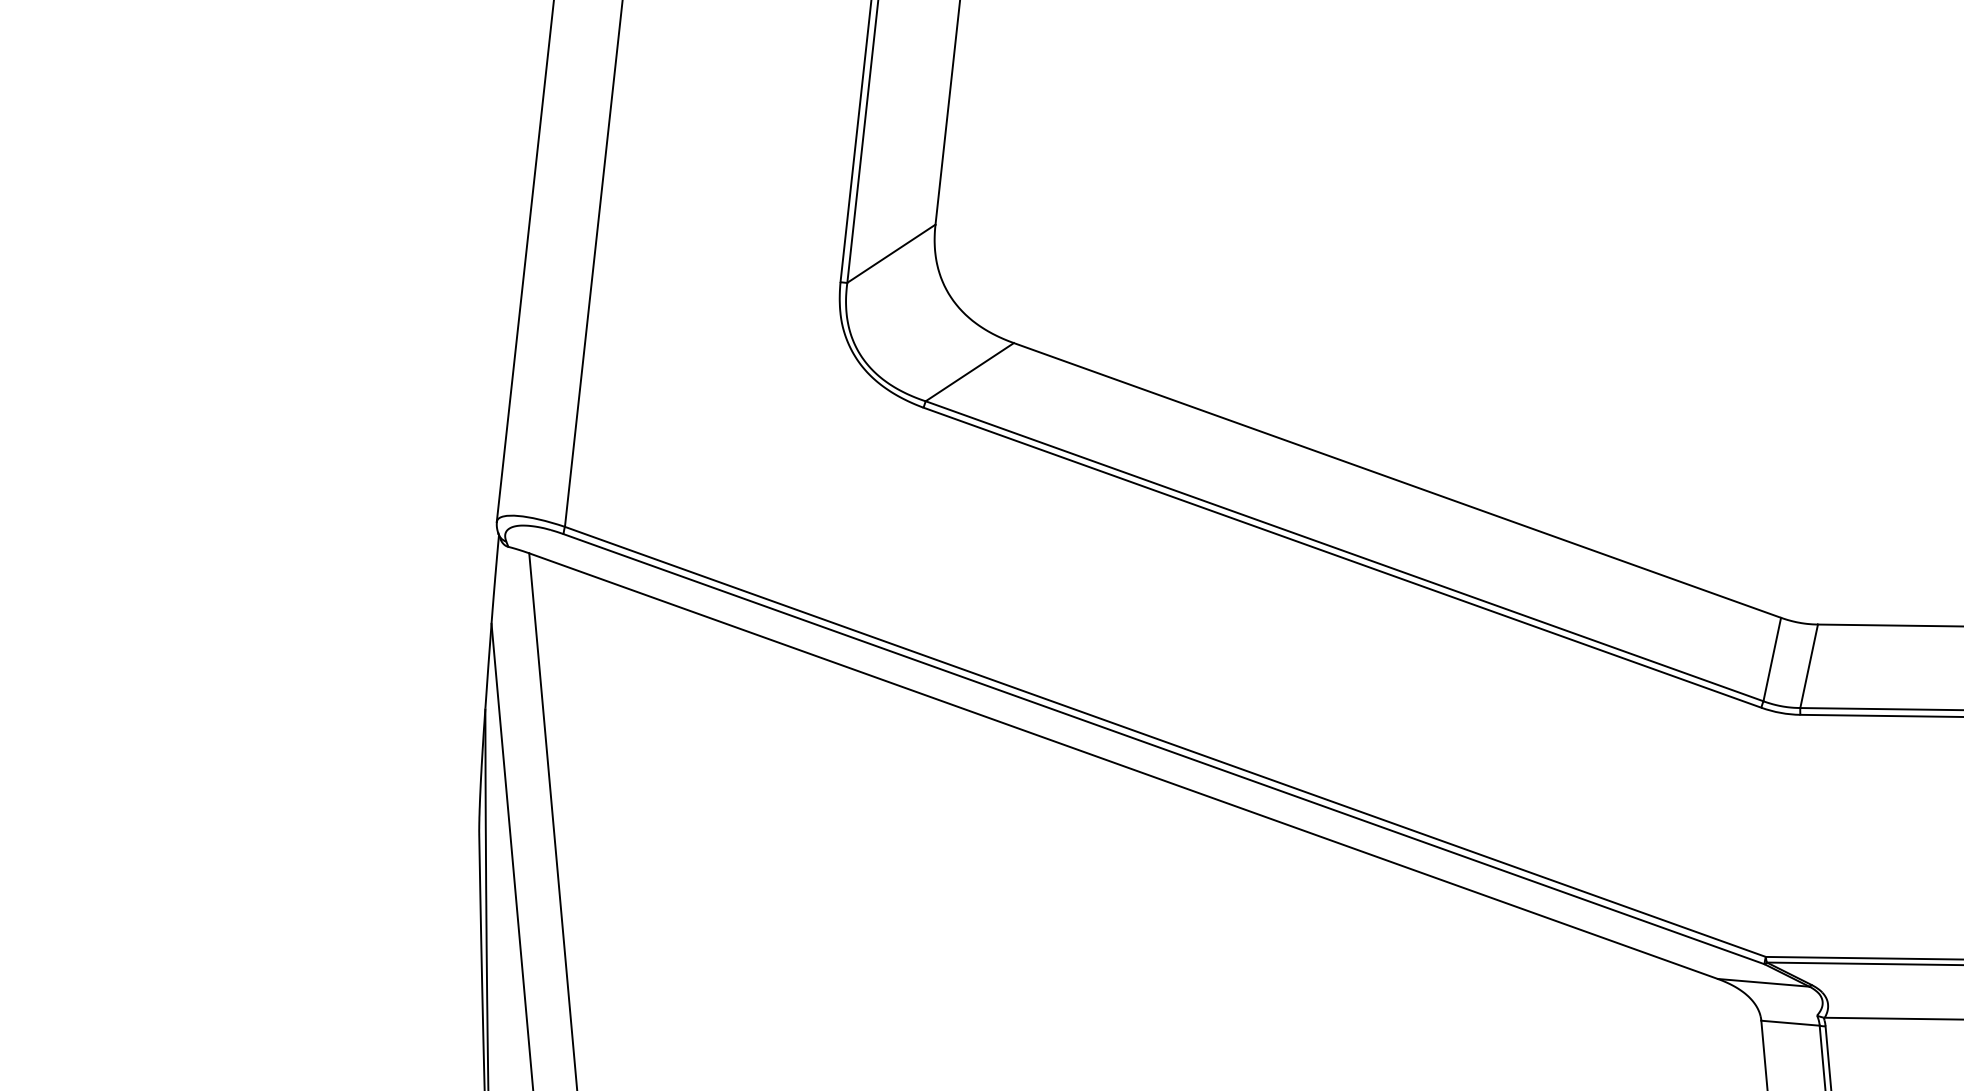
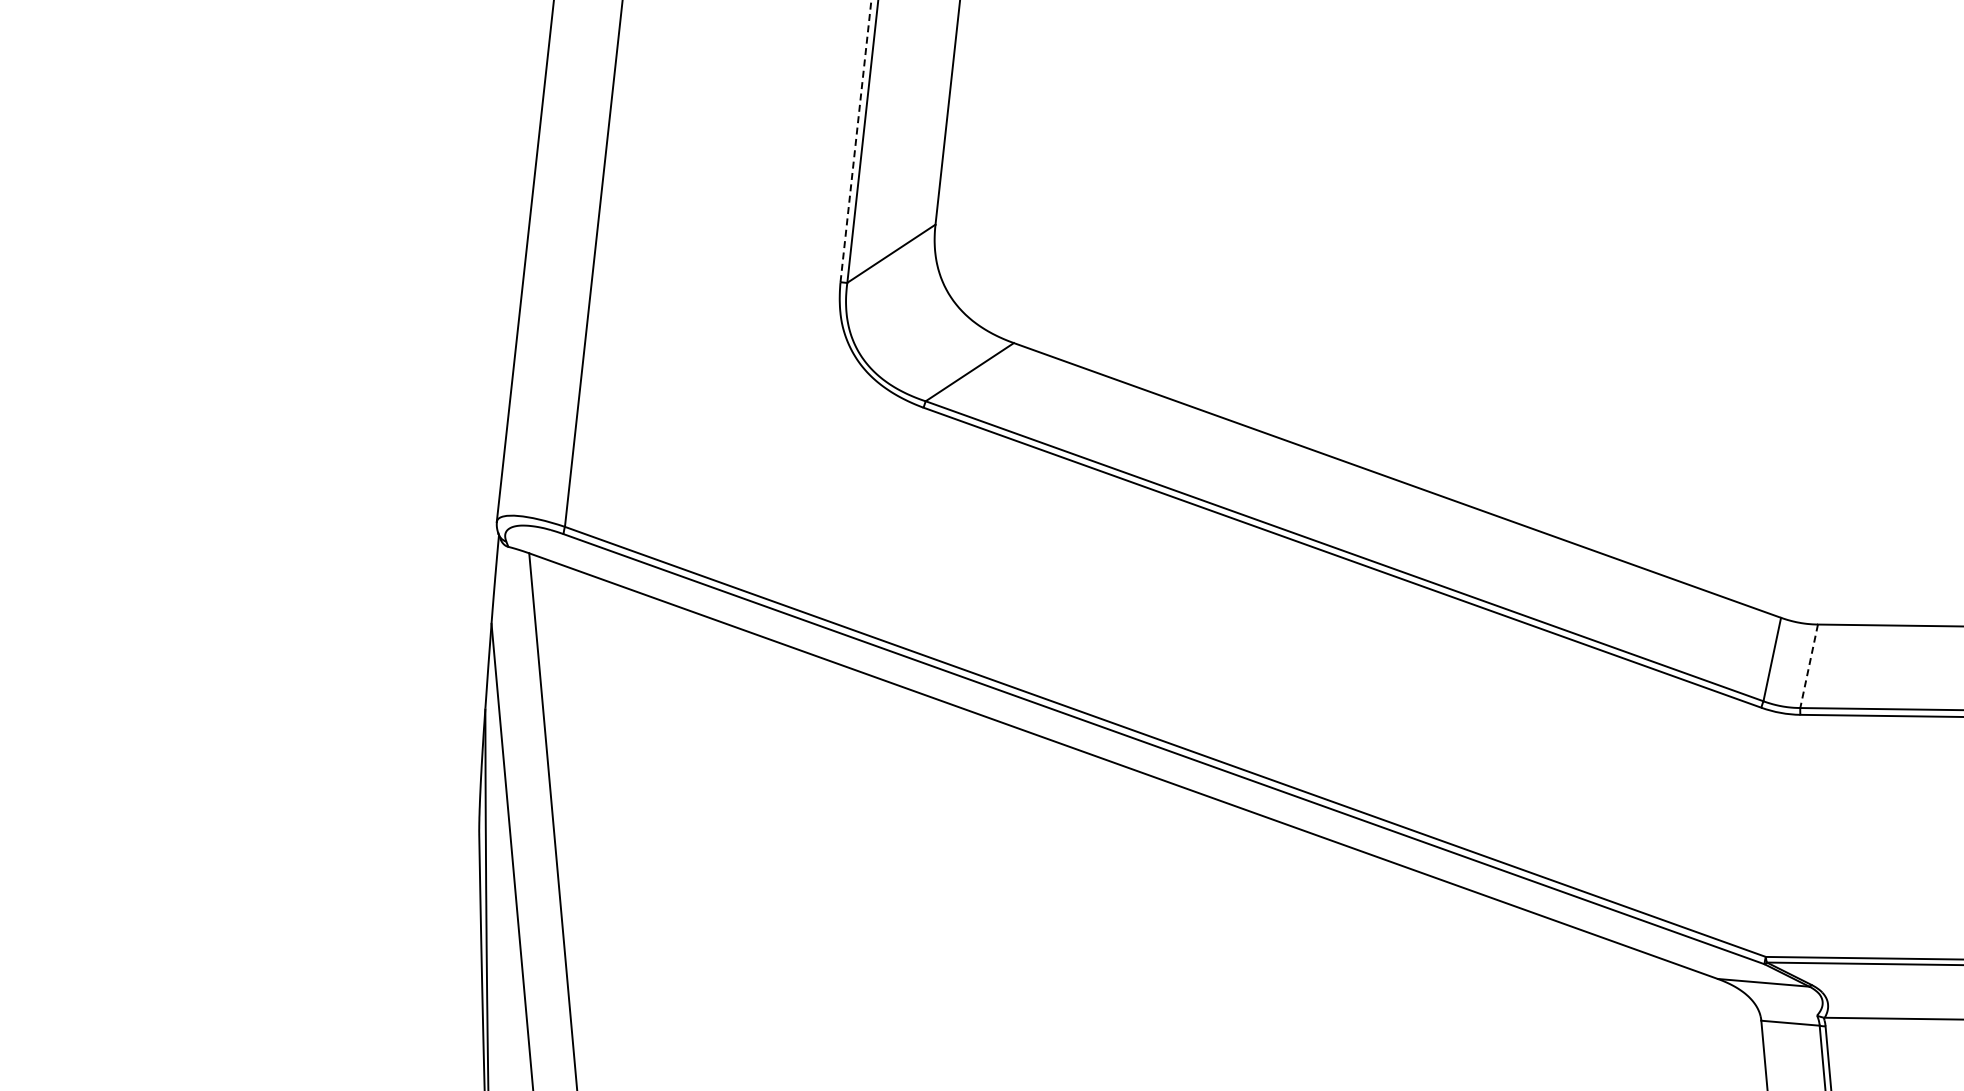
line: solid -> dashed (855, 141)
line: solid -> dashed (1809, 666)
